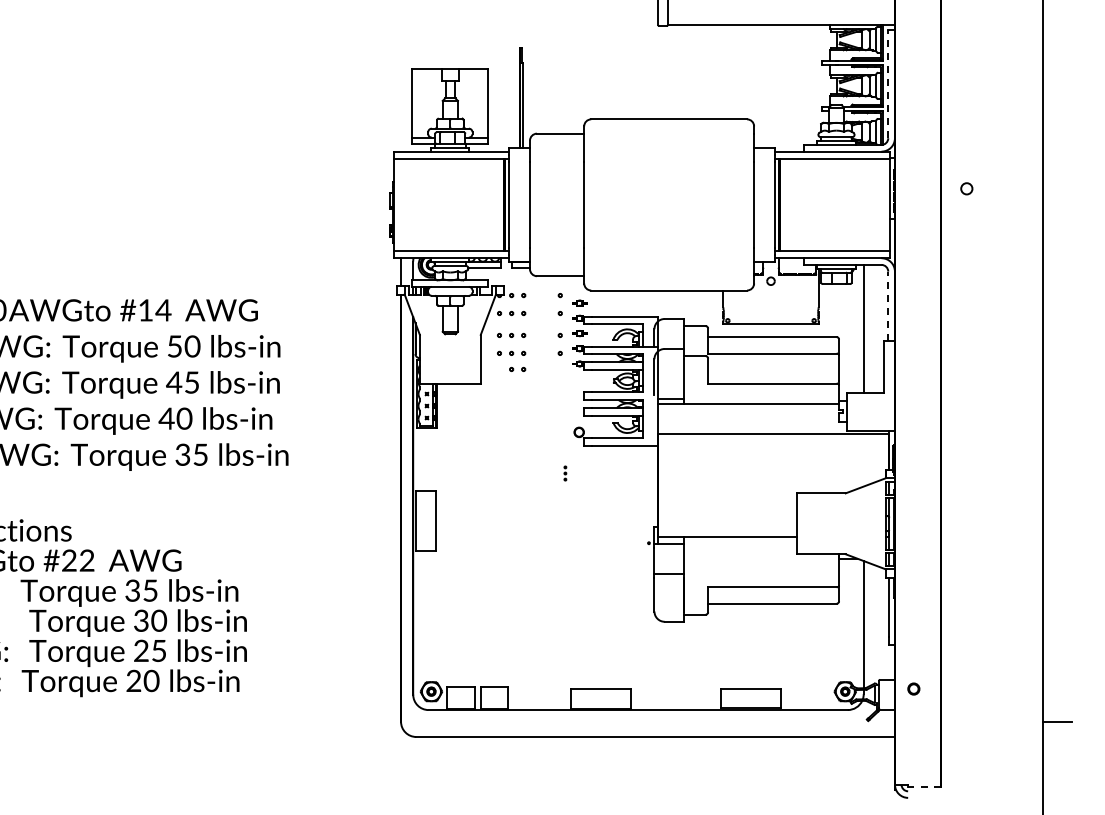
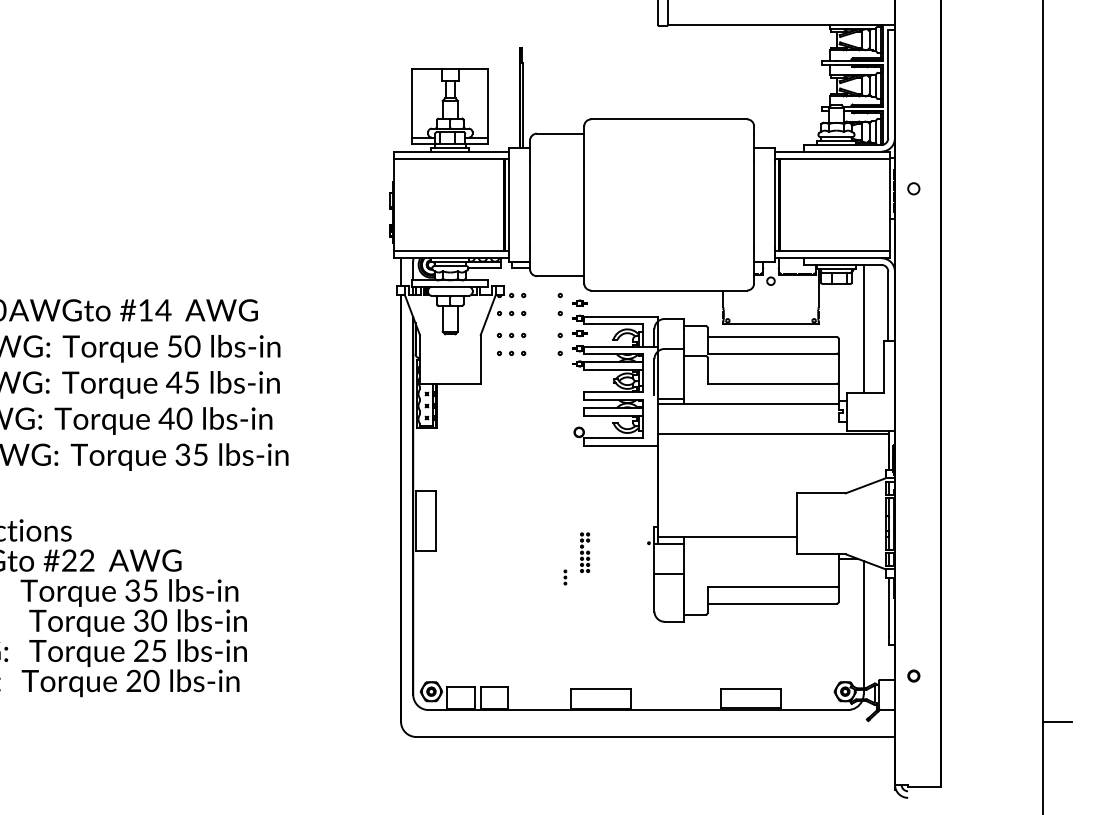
line: dashed -> solid (888, 83)
circle position: (966, 188) -> (913, 188) (913, 188)
line: dashed -> solid (888, 306)
part: present -> none (517, 369)
part position: (565, 473) -> (565, 577) (565, 577)
part: none -> present (585, 552)
circle position: (913, 688) -> (913, 675) (913, 675)
line: dashed -> solid (923, 786)
